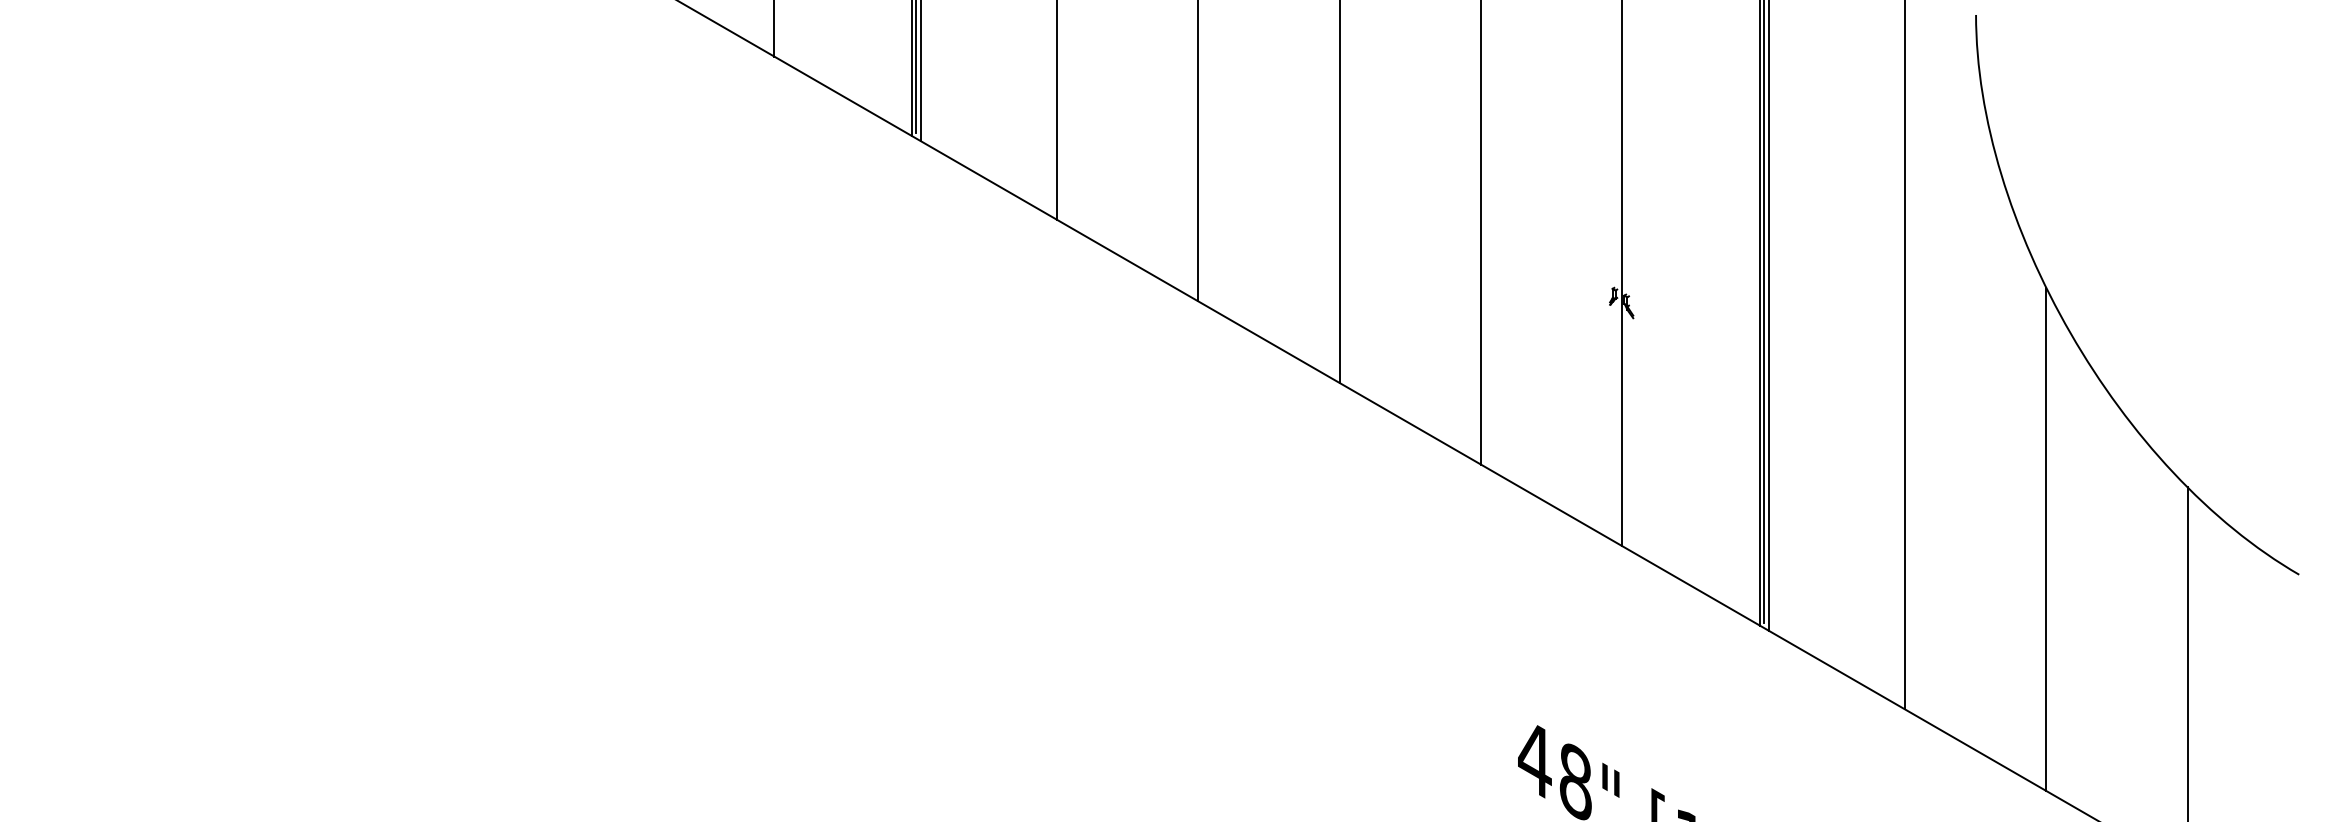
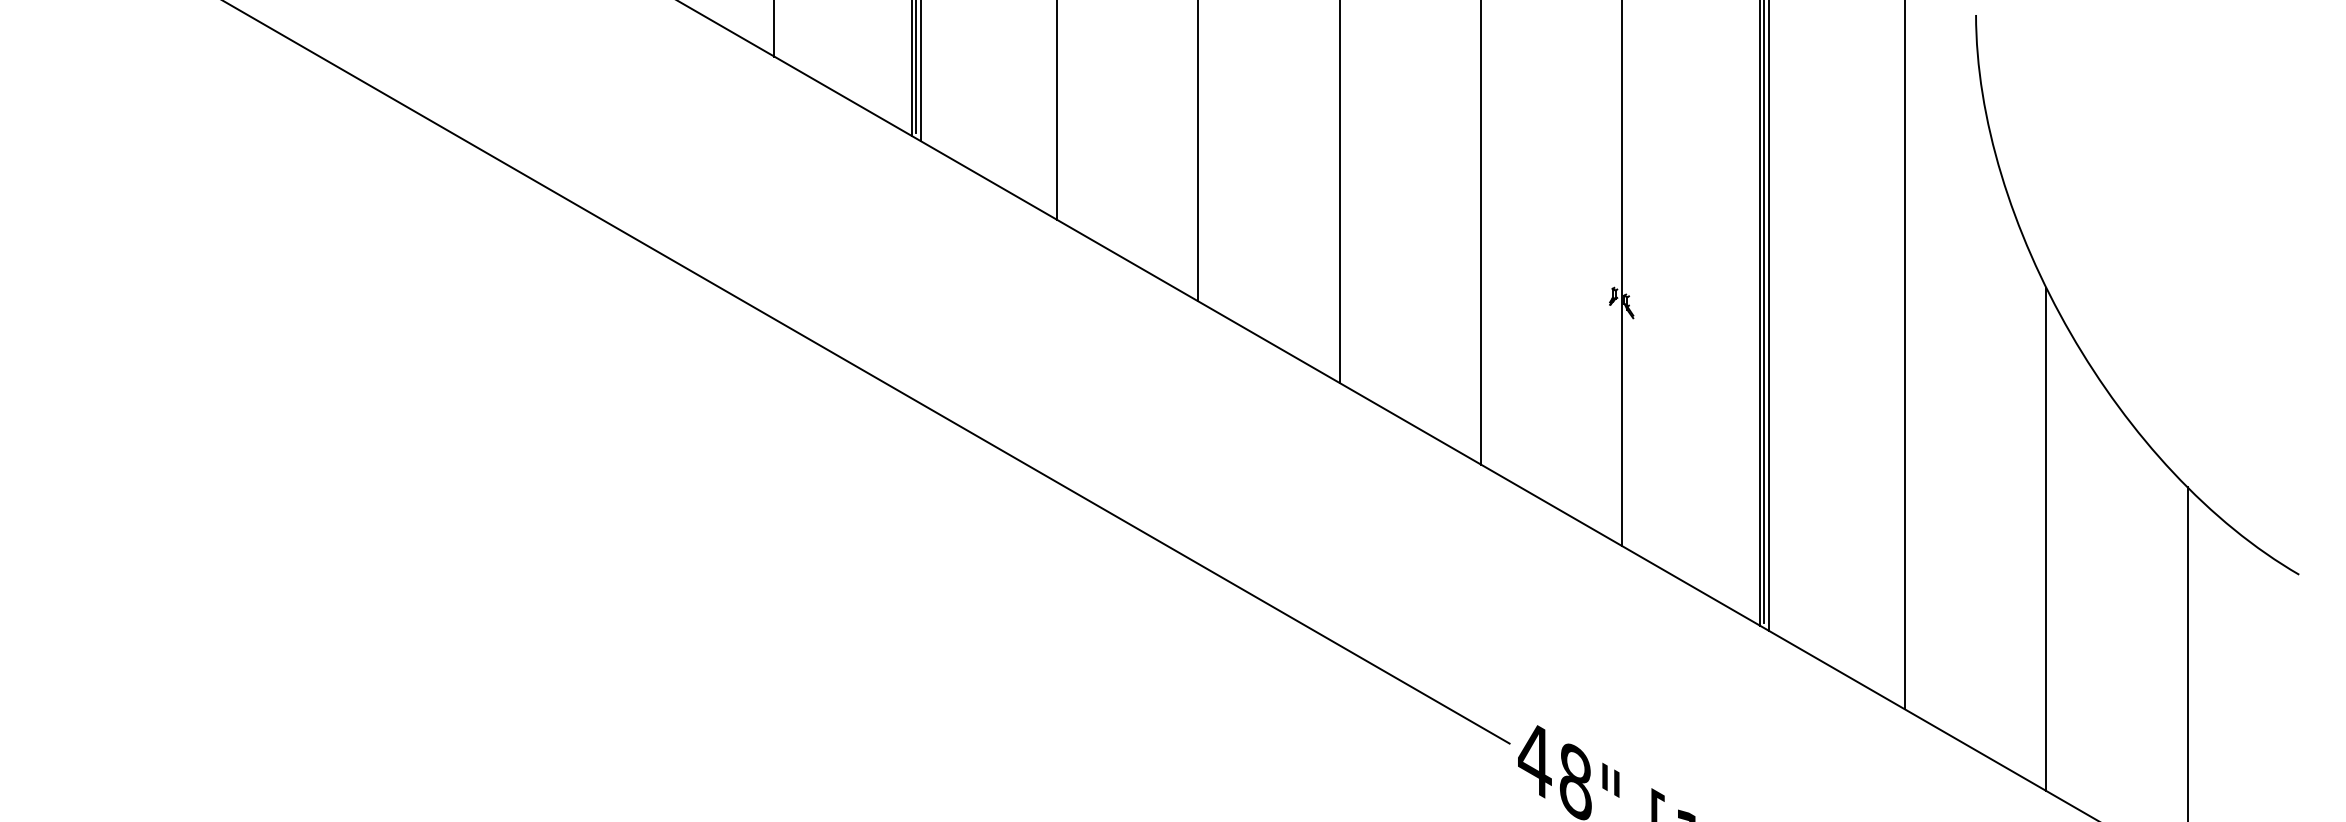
line: none -> present (867, 372)
